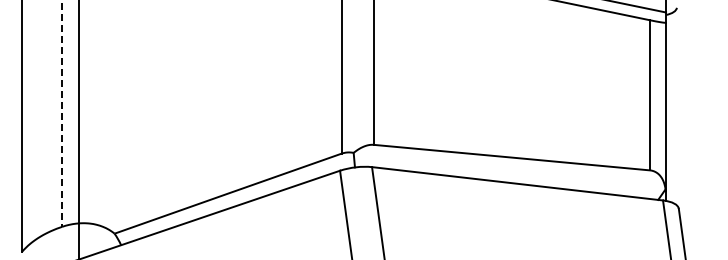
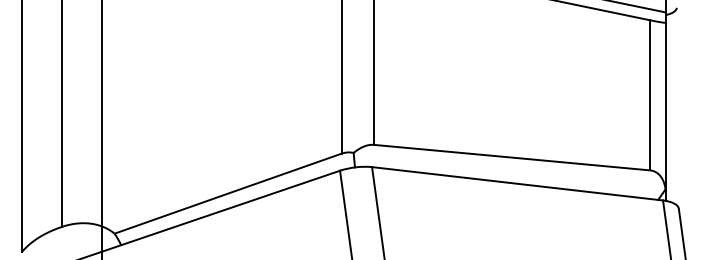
line: dashed -> solid (62, 114)
line position: (78, 129) -> (101, 129) (101, 129)
